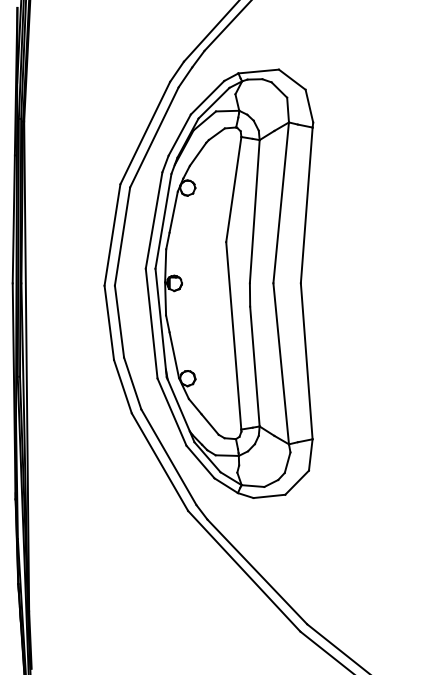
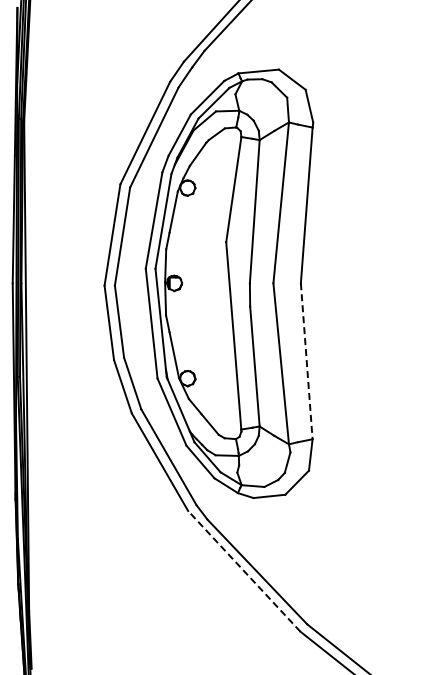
line: solid -> dashed (306, 361)
line: solid -> dashed (243, 570)
